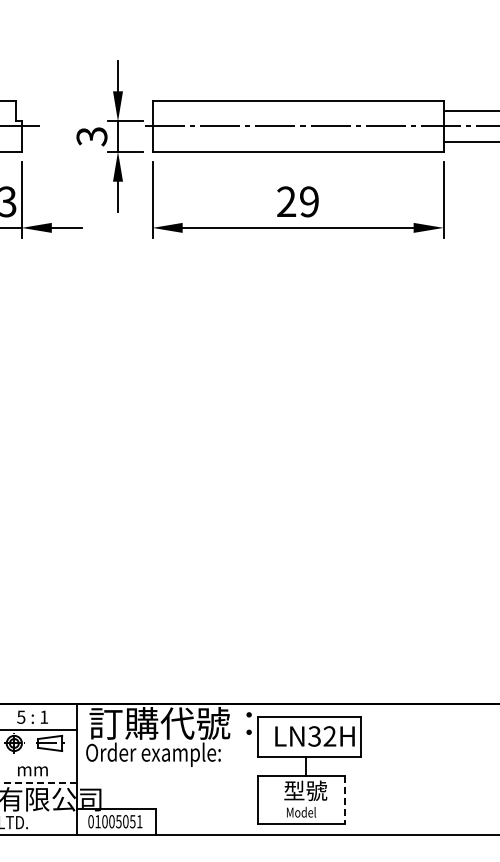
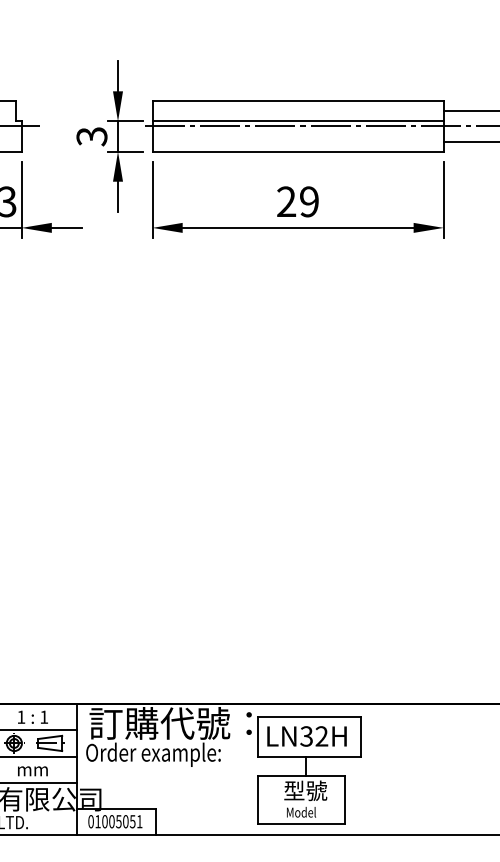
line: none -> present (297, 121)
text: 5 -> 1 (21, 716)
text position: (314, 736) -> (306, 736) (306, 736)
line: none -> present (39, 756)
line: dashed -> solid (38, 782)
line: dashed -> solid (345, 800)
